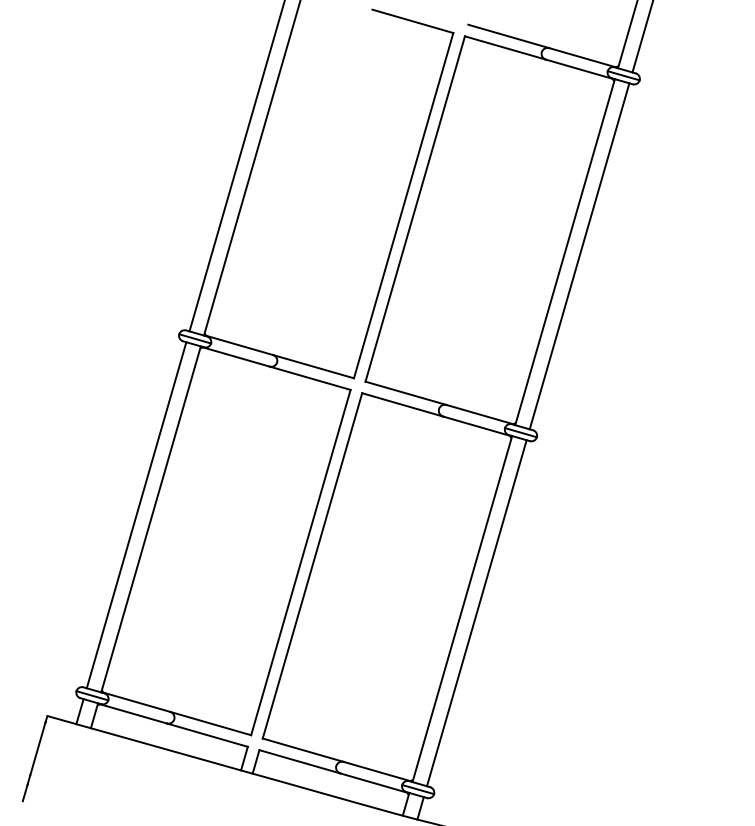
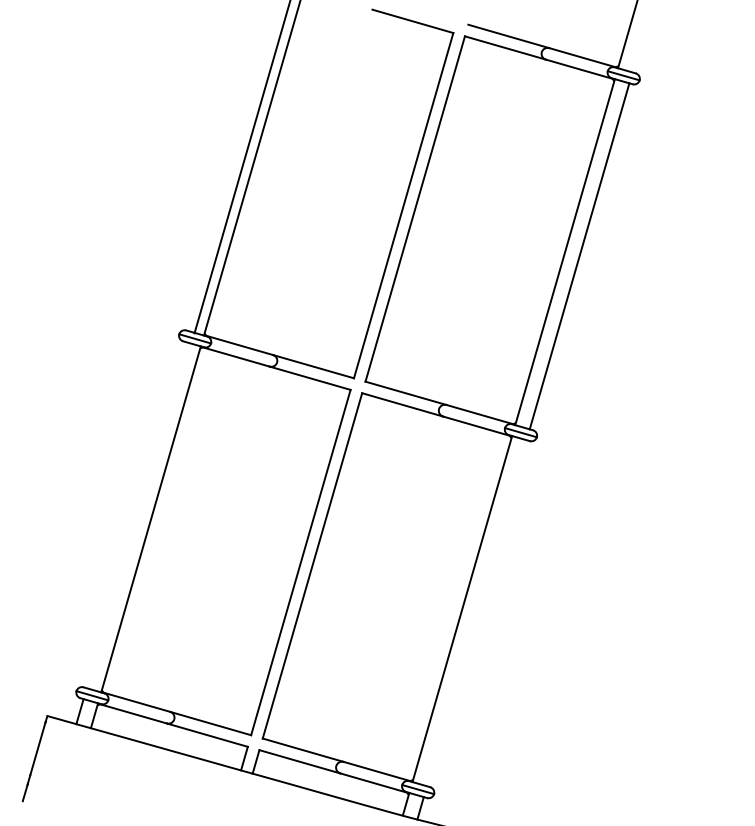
line: present -> none (642, 37)
line position: (236, 166) -> (241, 167) (241, 167)
line: present -> none (136, 515)
line: present -> none (476, 613)
